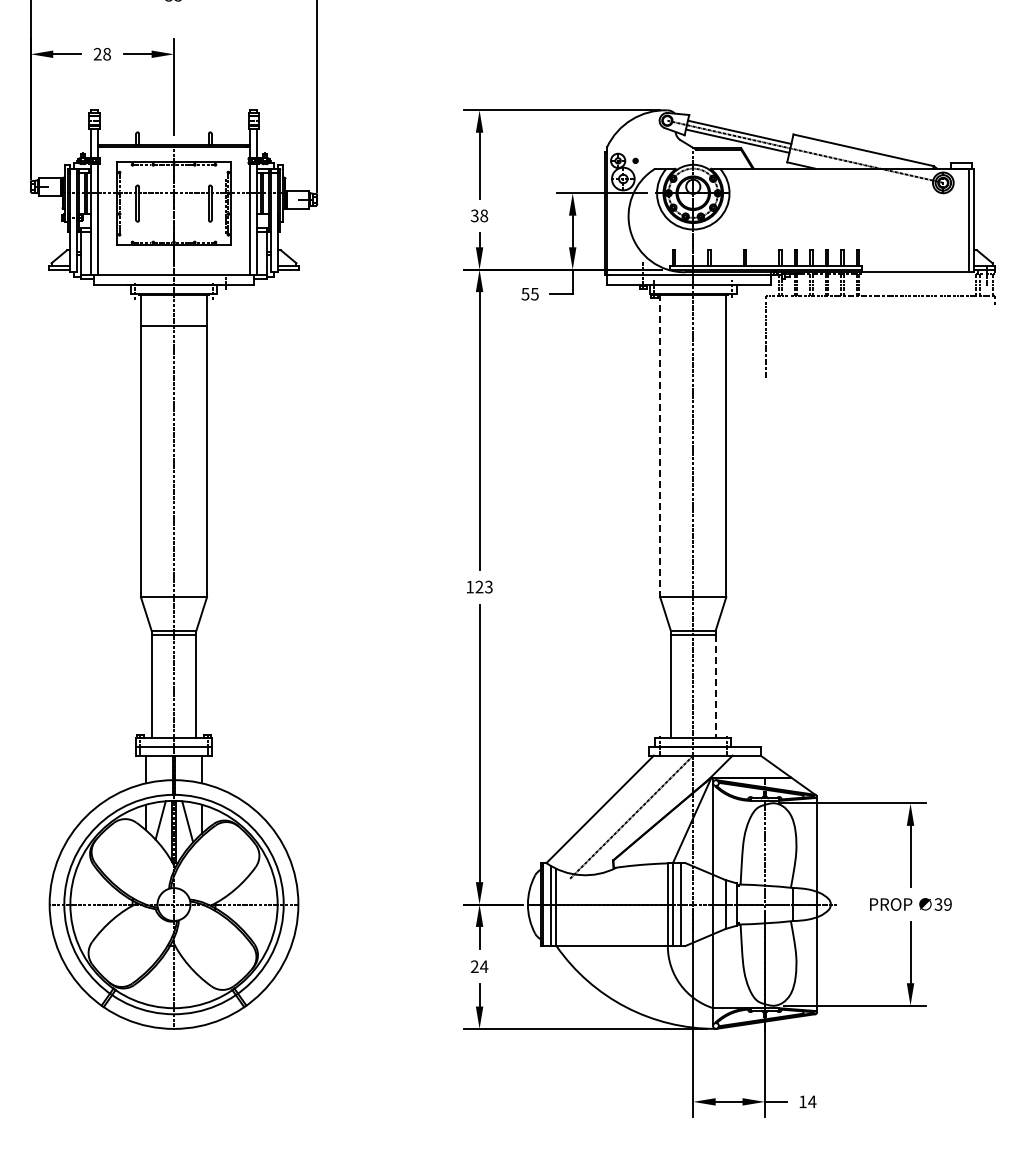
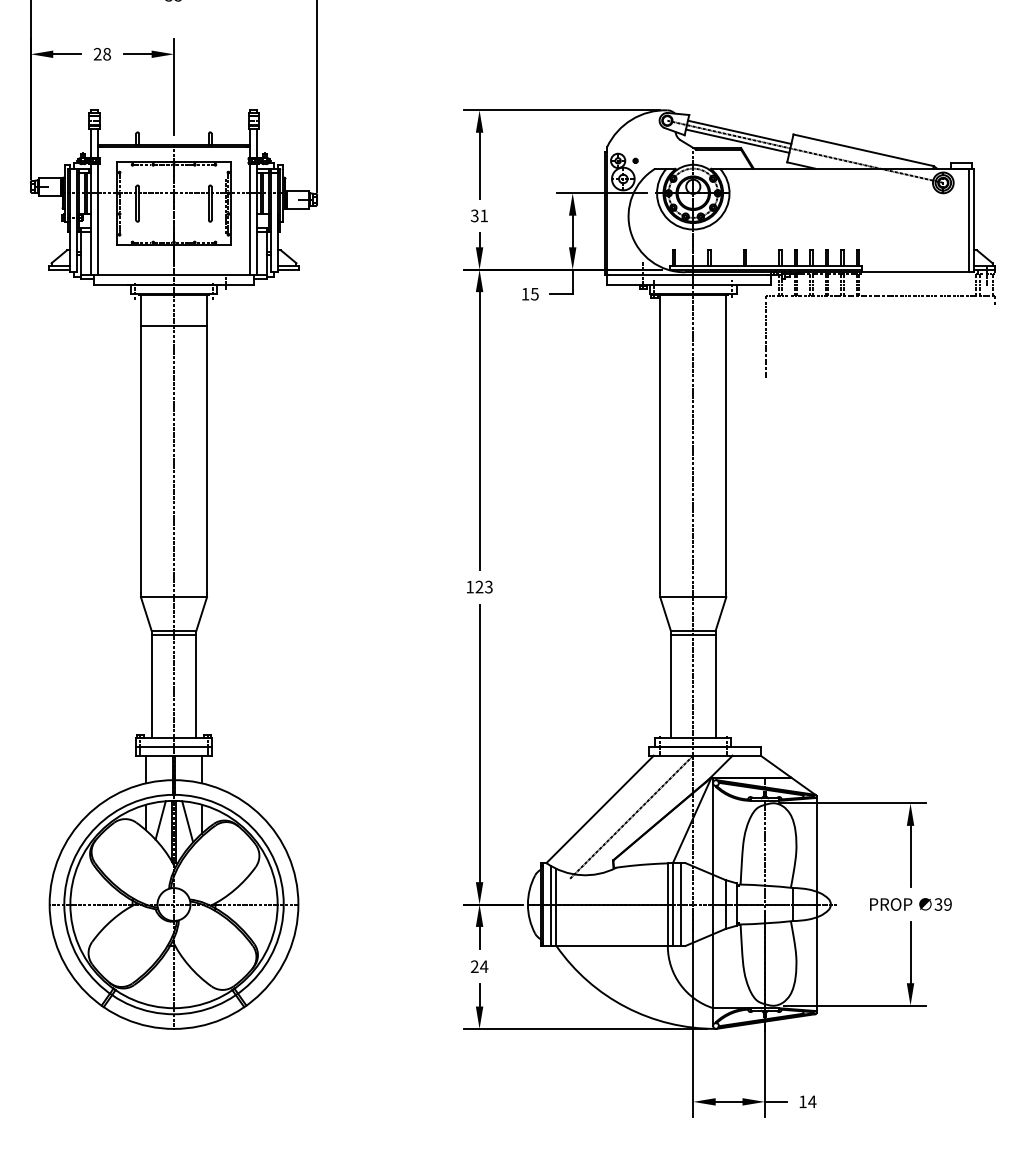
text: 38 -> 31 (484, 215)
text: 55 -> 15 (525, 294)
line: dashed -> solid (660, 443)
line: dashed -> solid (715, 686)
